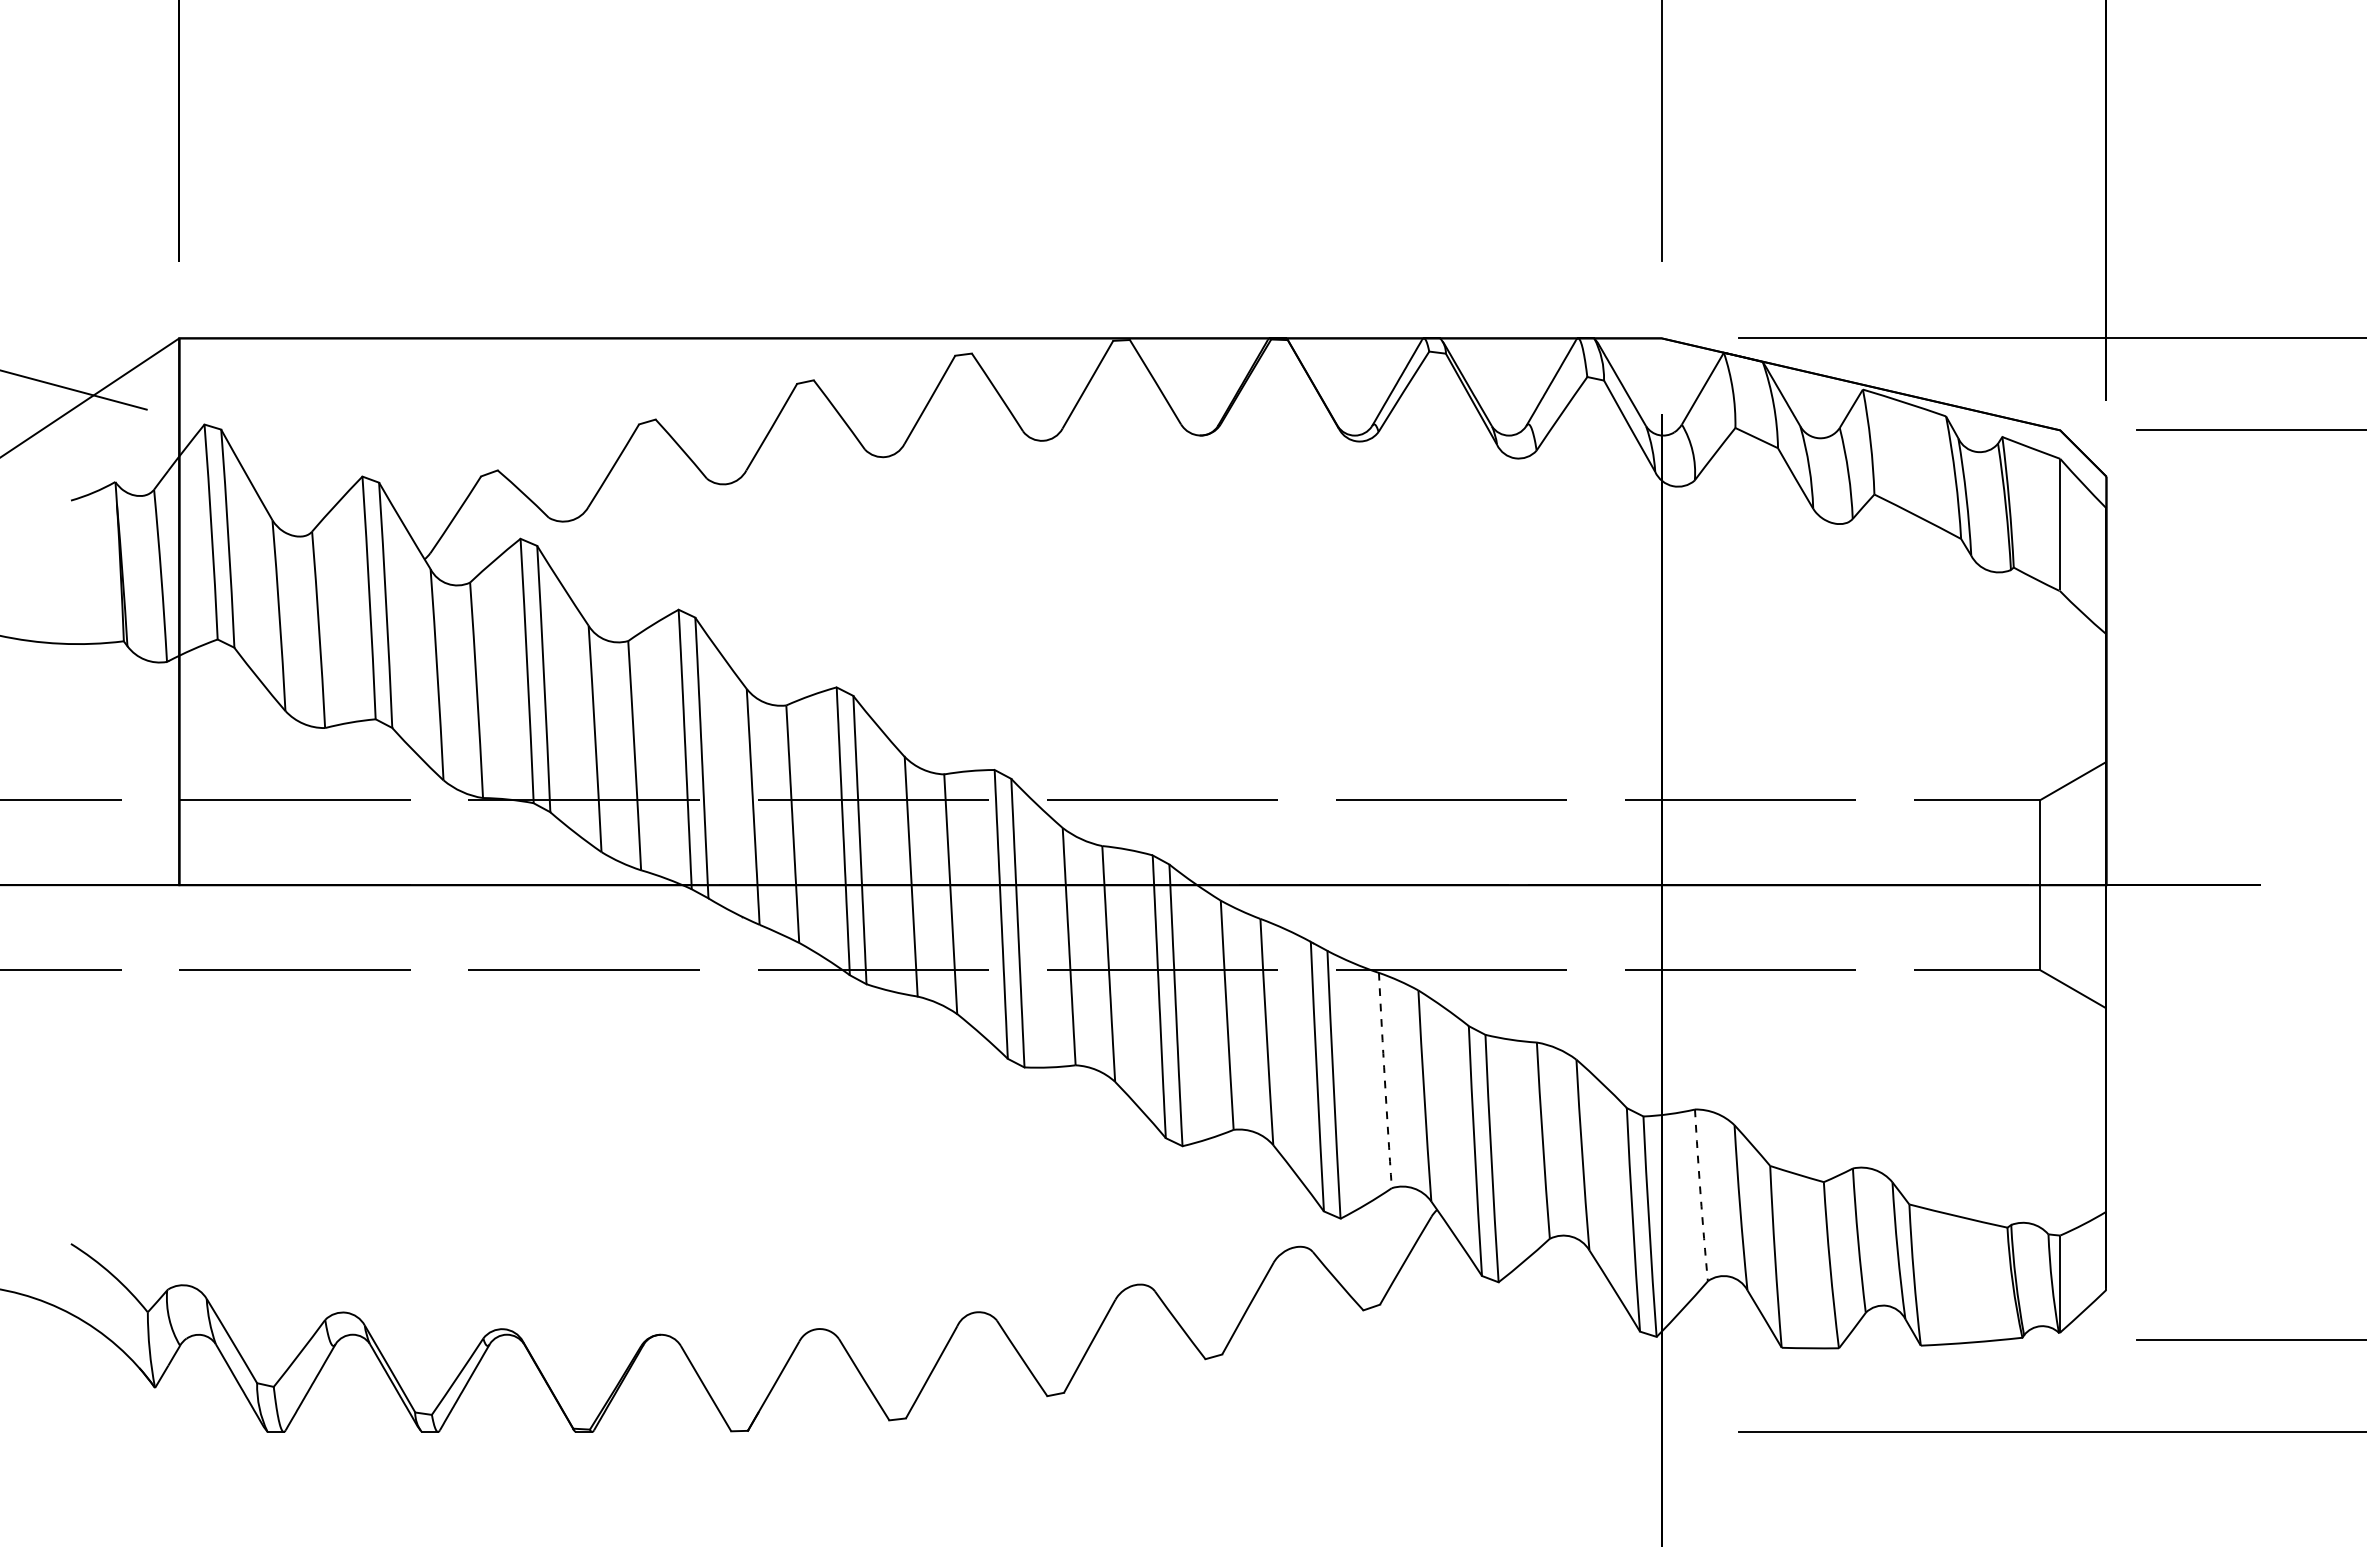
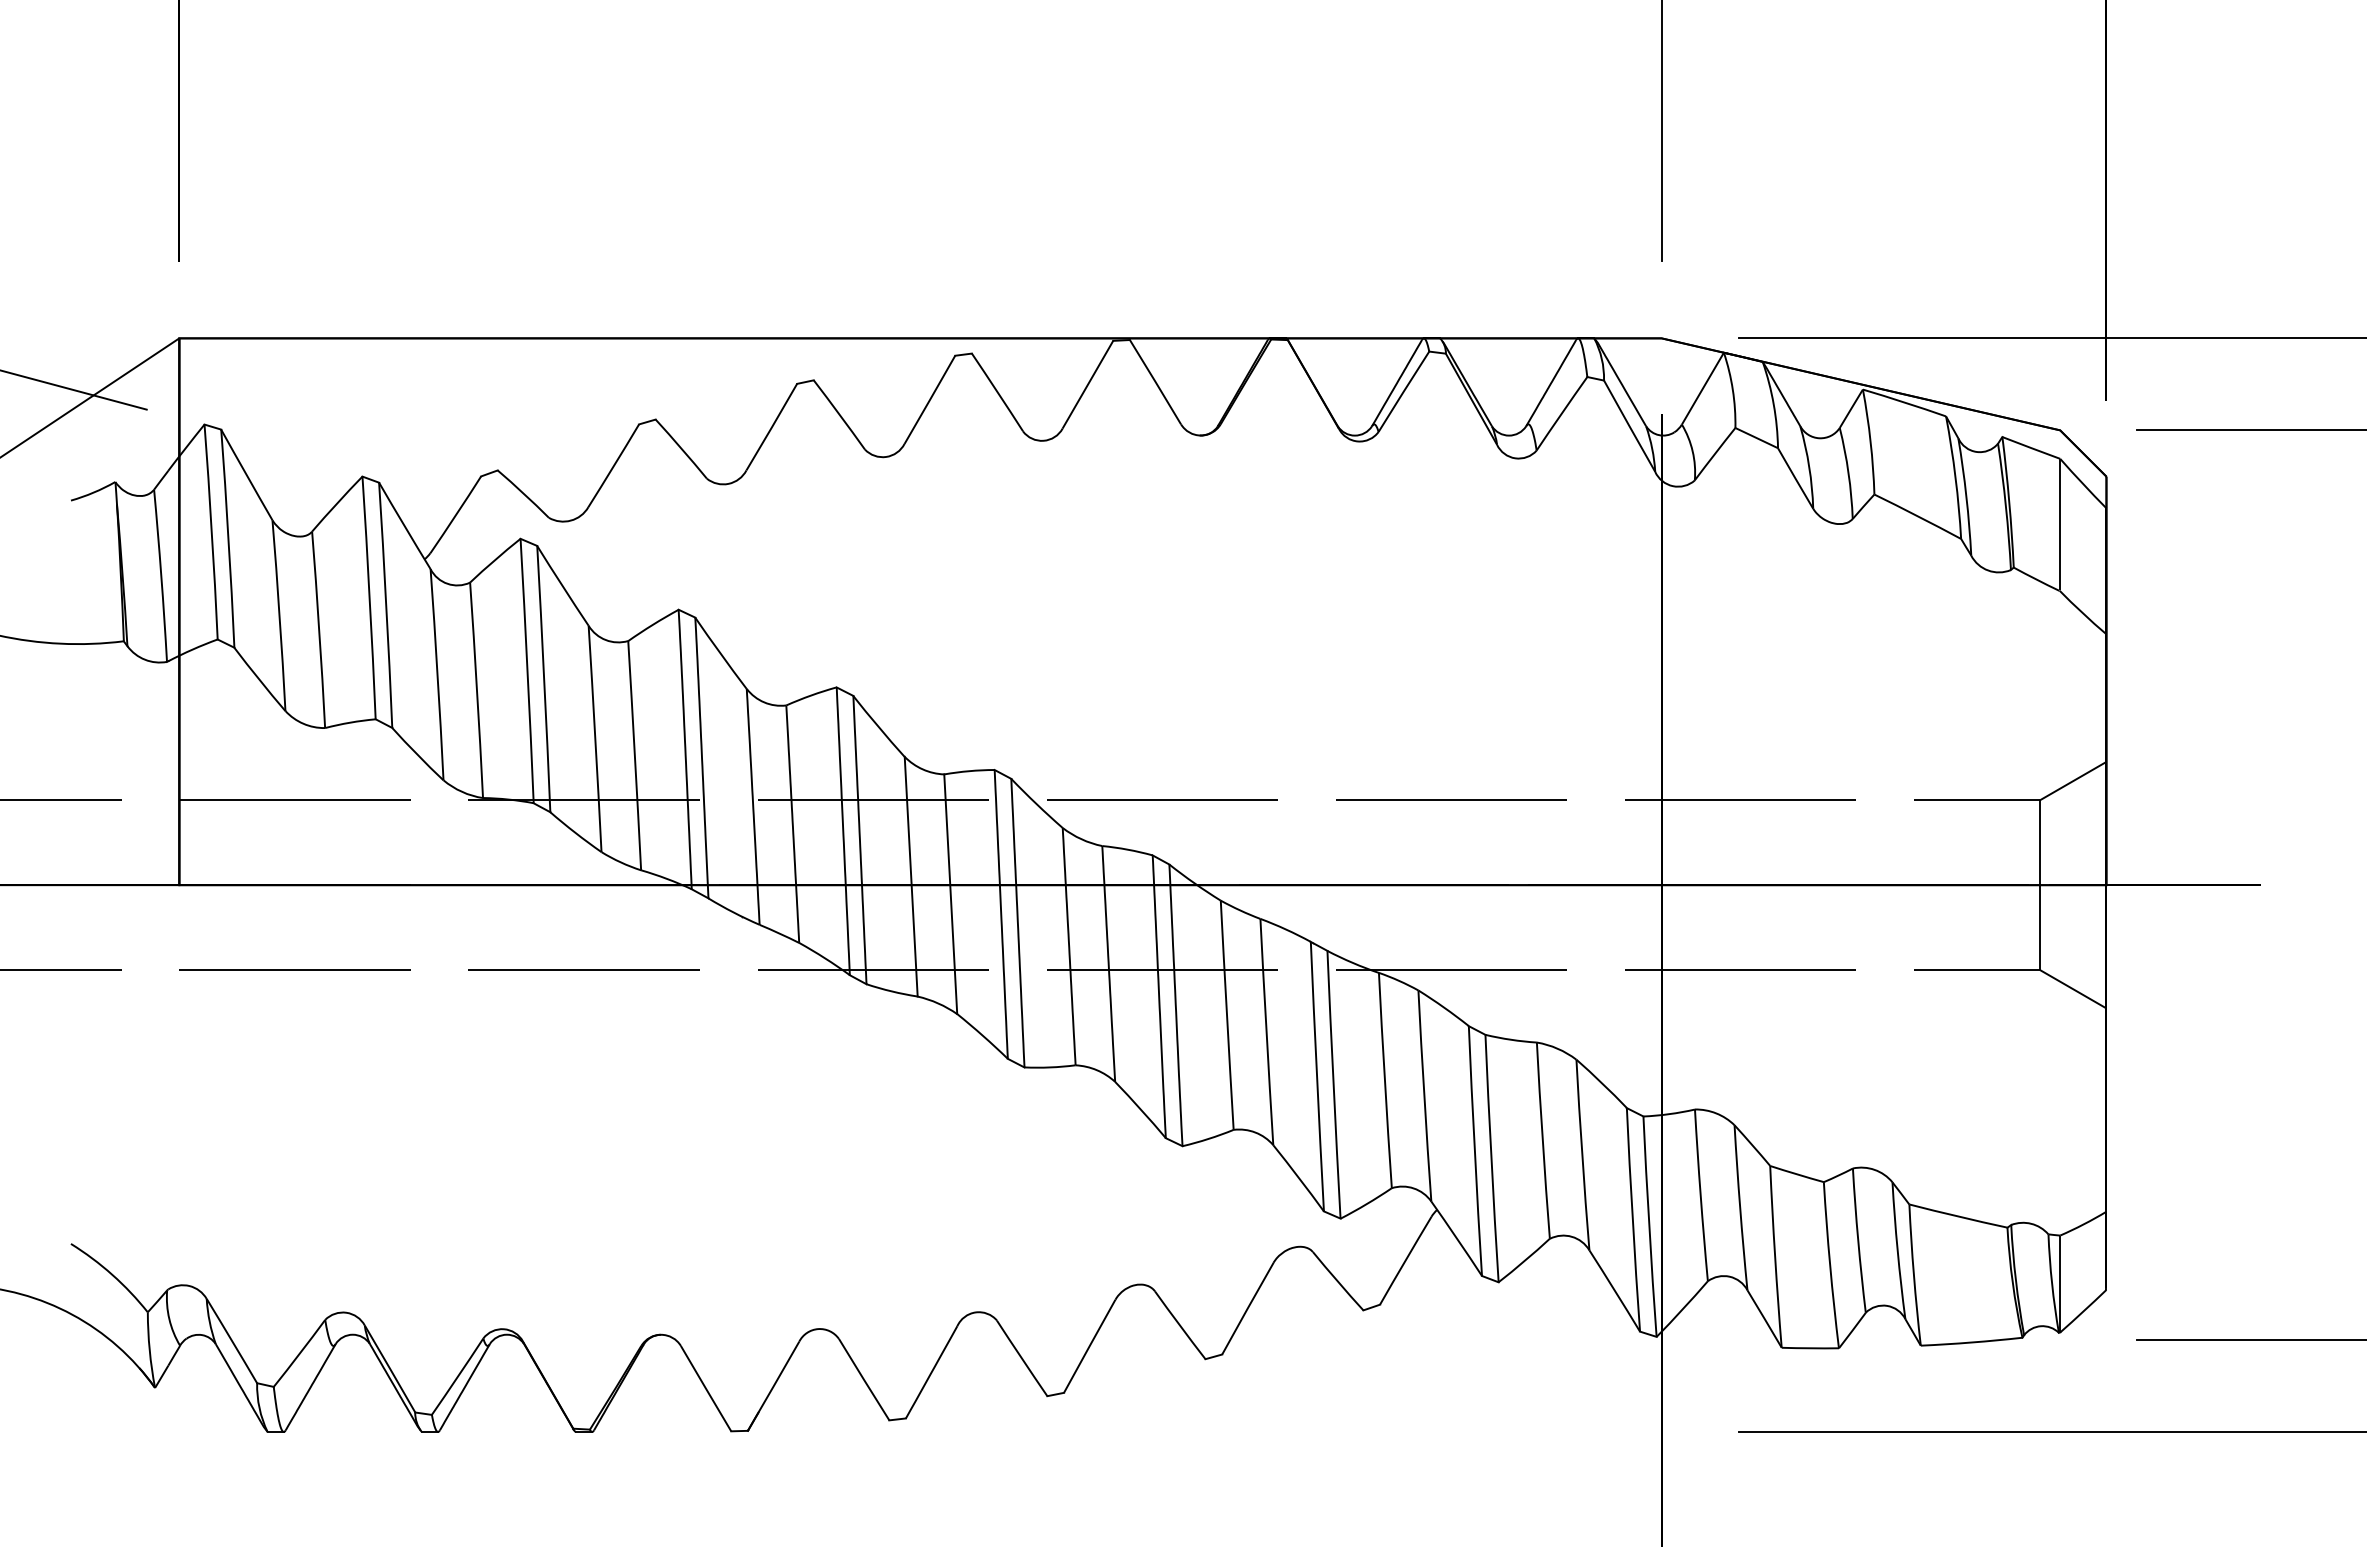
arc: dashed -> solid (1384, 1080)
arc: dashed -> solid (1700, 1195)
